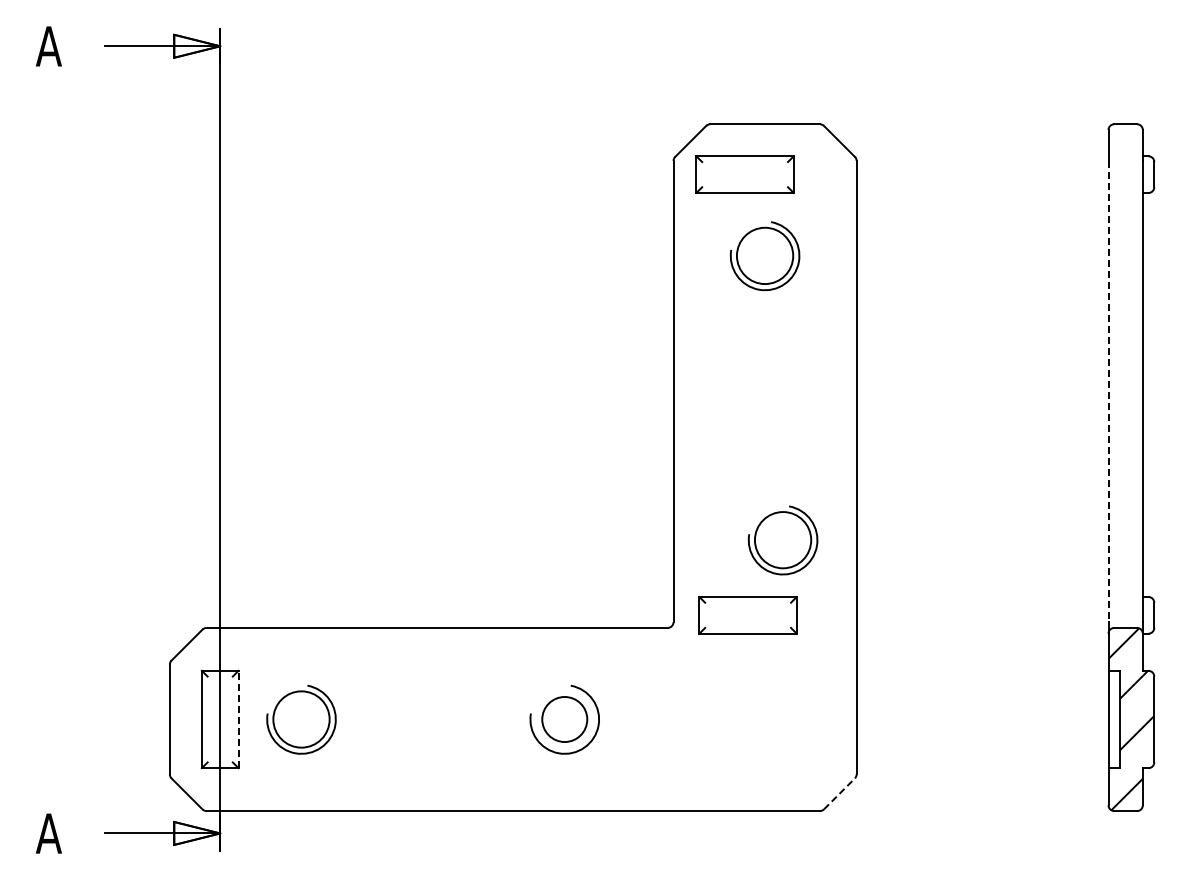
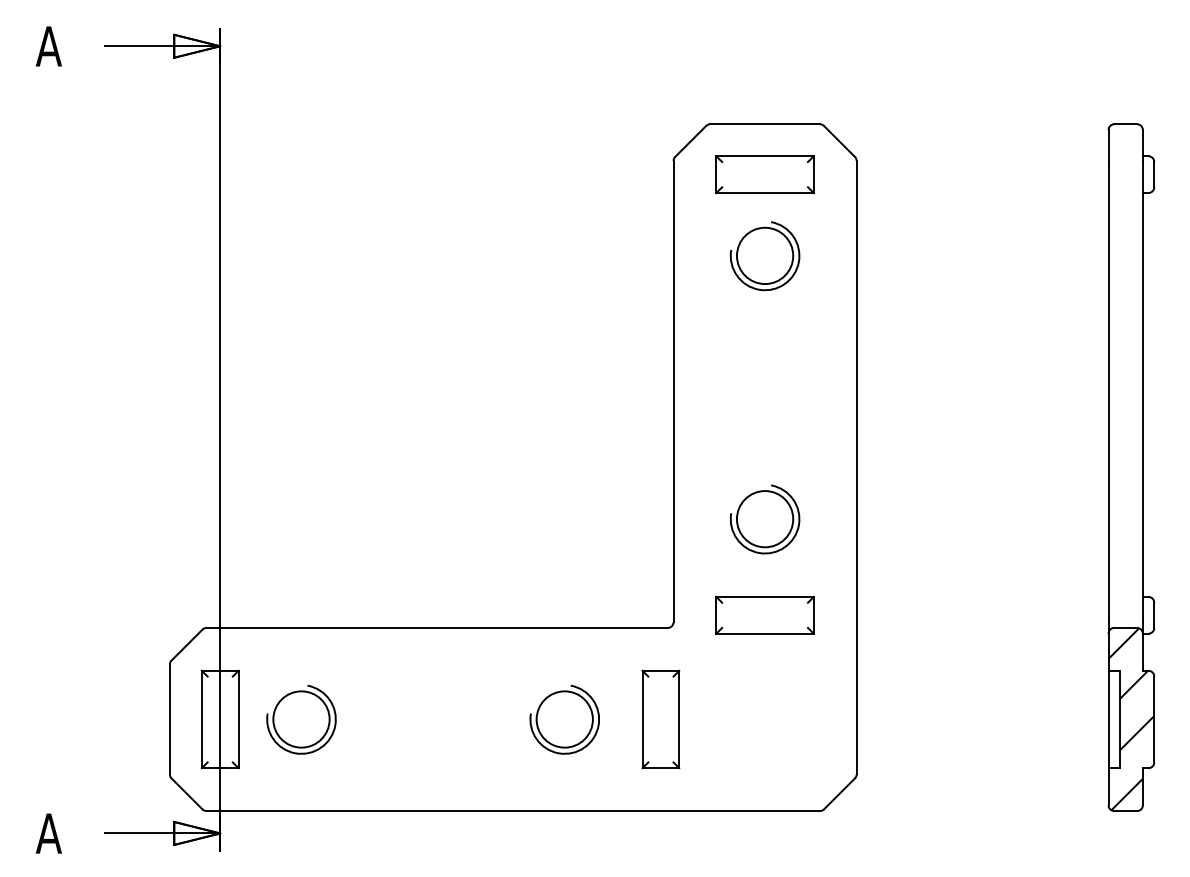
part position: (744, 174) -> (764, 174) (764, 174)
line: dashed -> solid (1108, 391)
part position: (782, 540) -> (764, 519) (764, 519)
part position: (747, 615) -> (764, 615) (764, 615)
line: dashed -> solid (238, 719)
circle diameter: 45 px -> 56 px (564, 719)
part: none -> present (660, 719)
line: dashed -> solid (839, 793)
